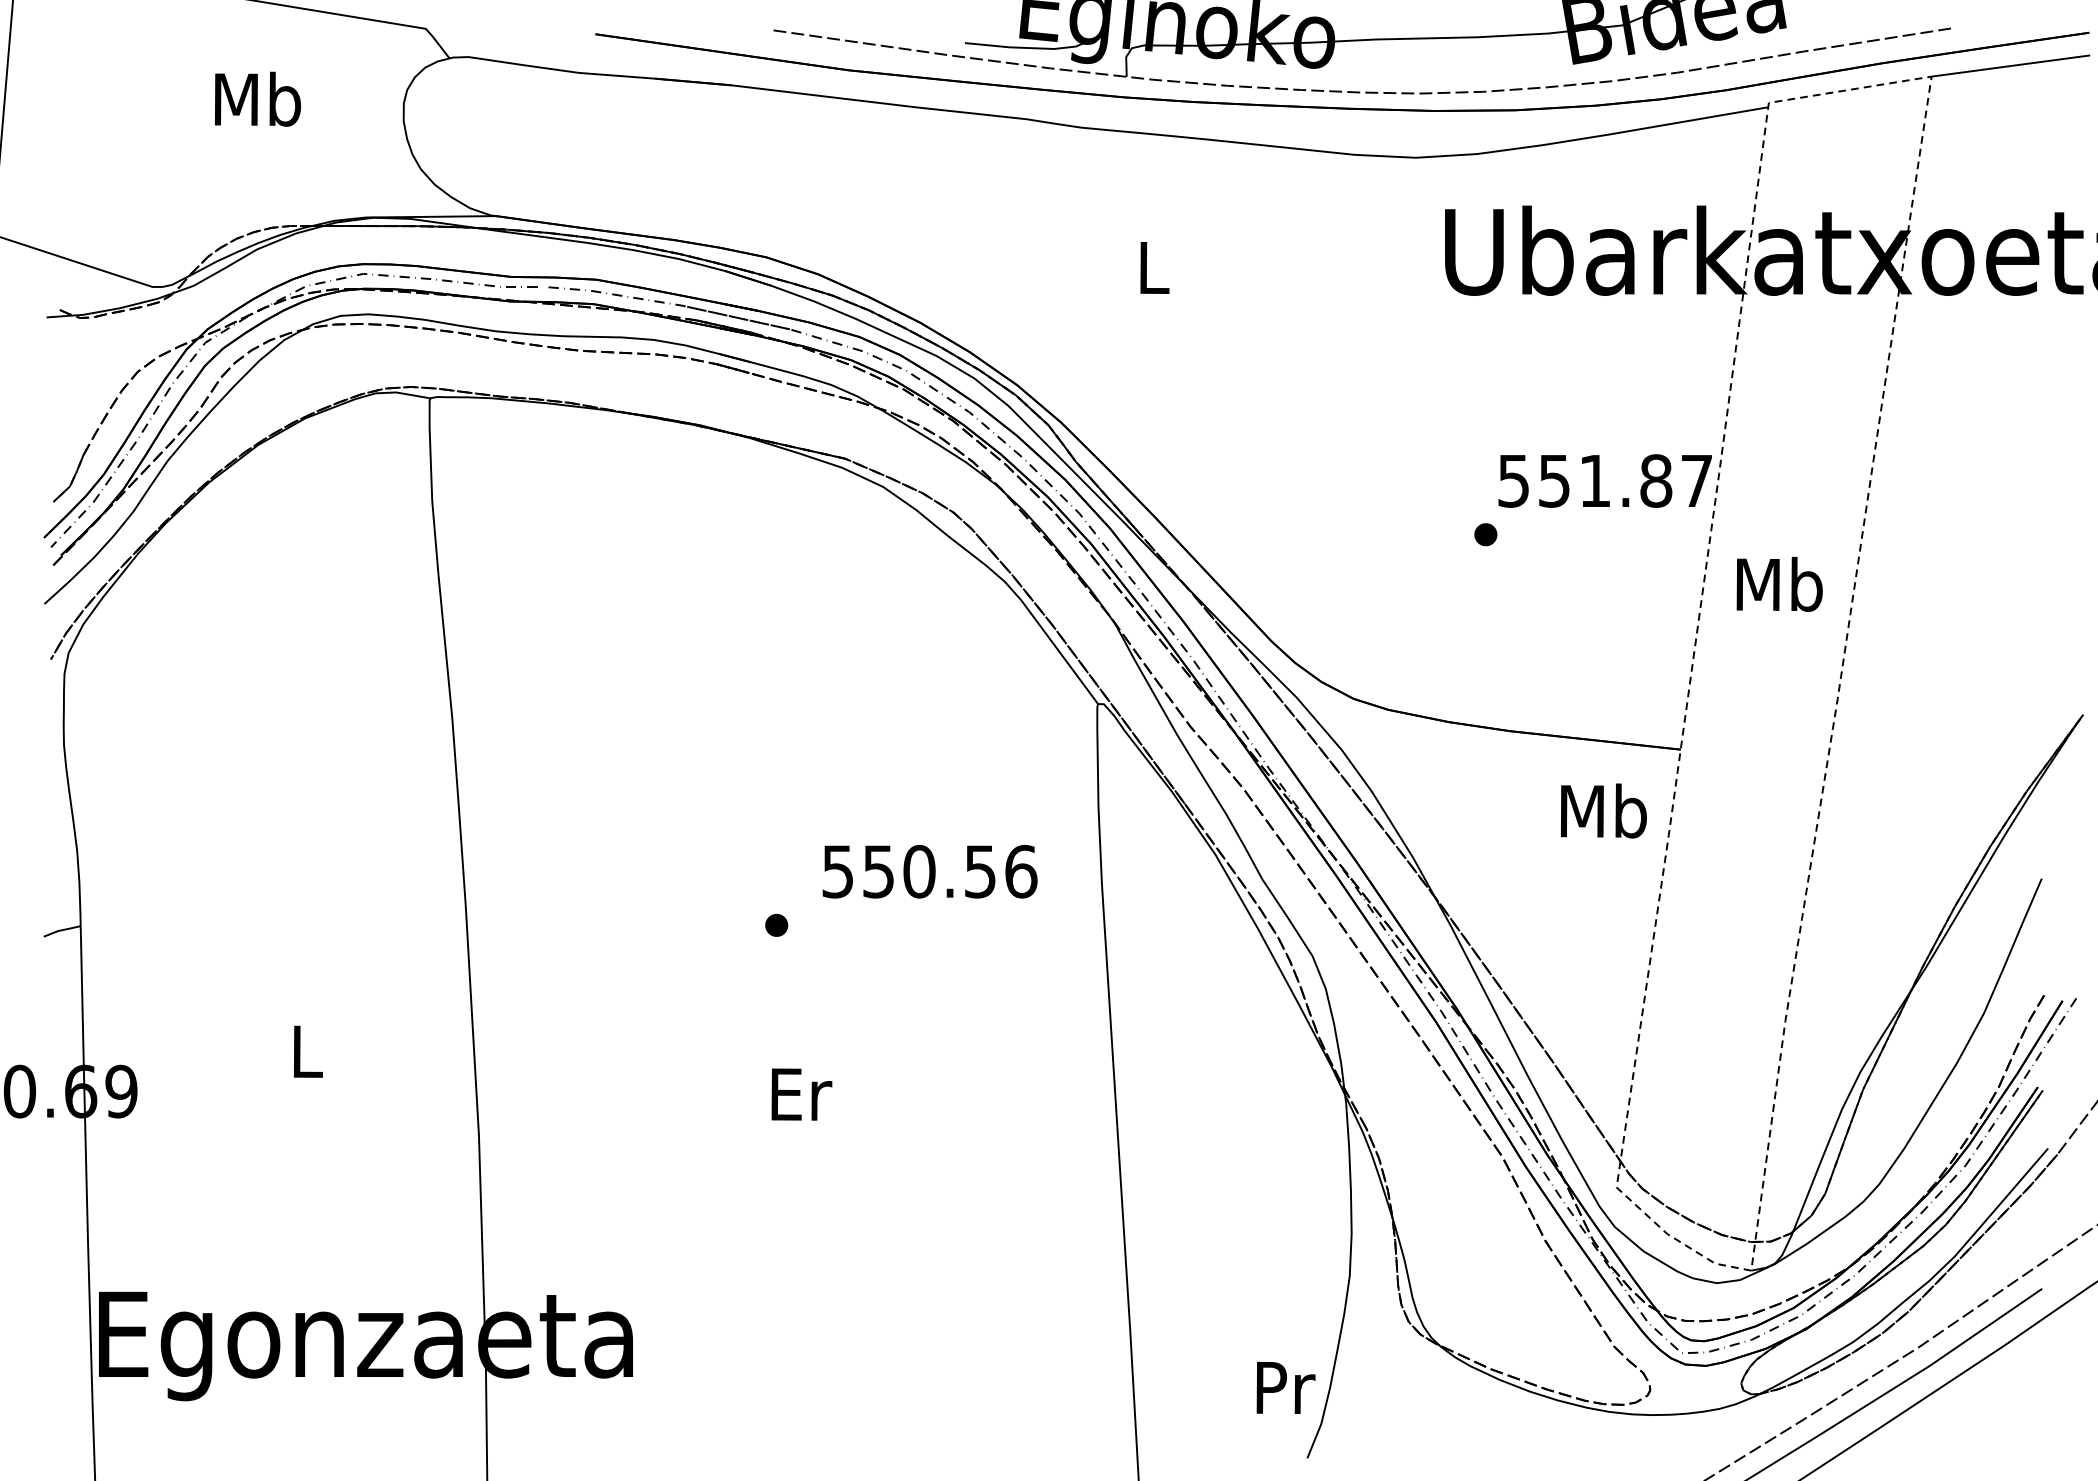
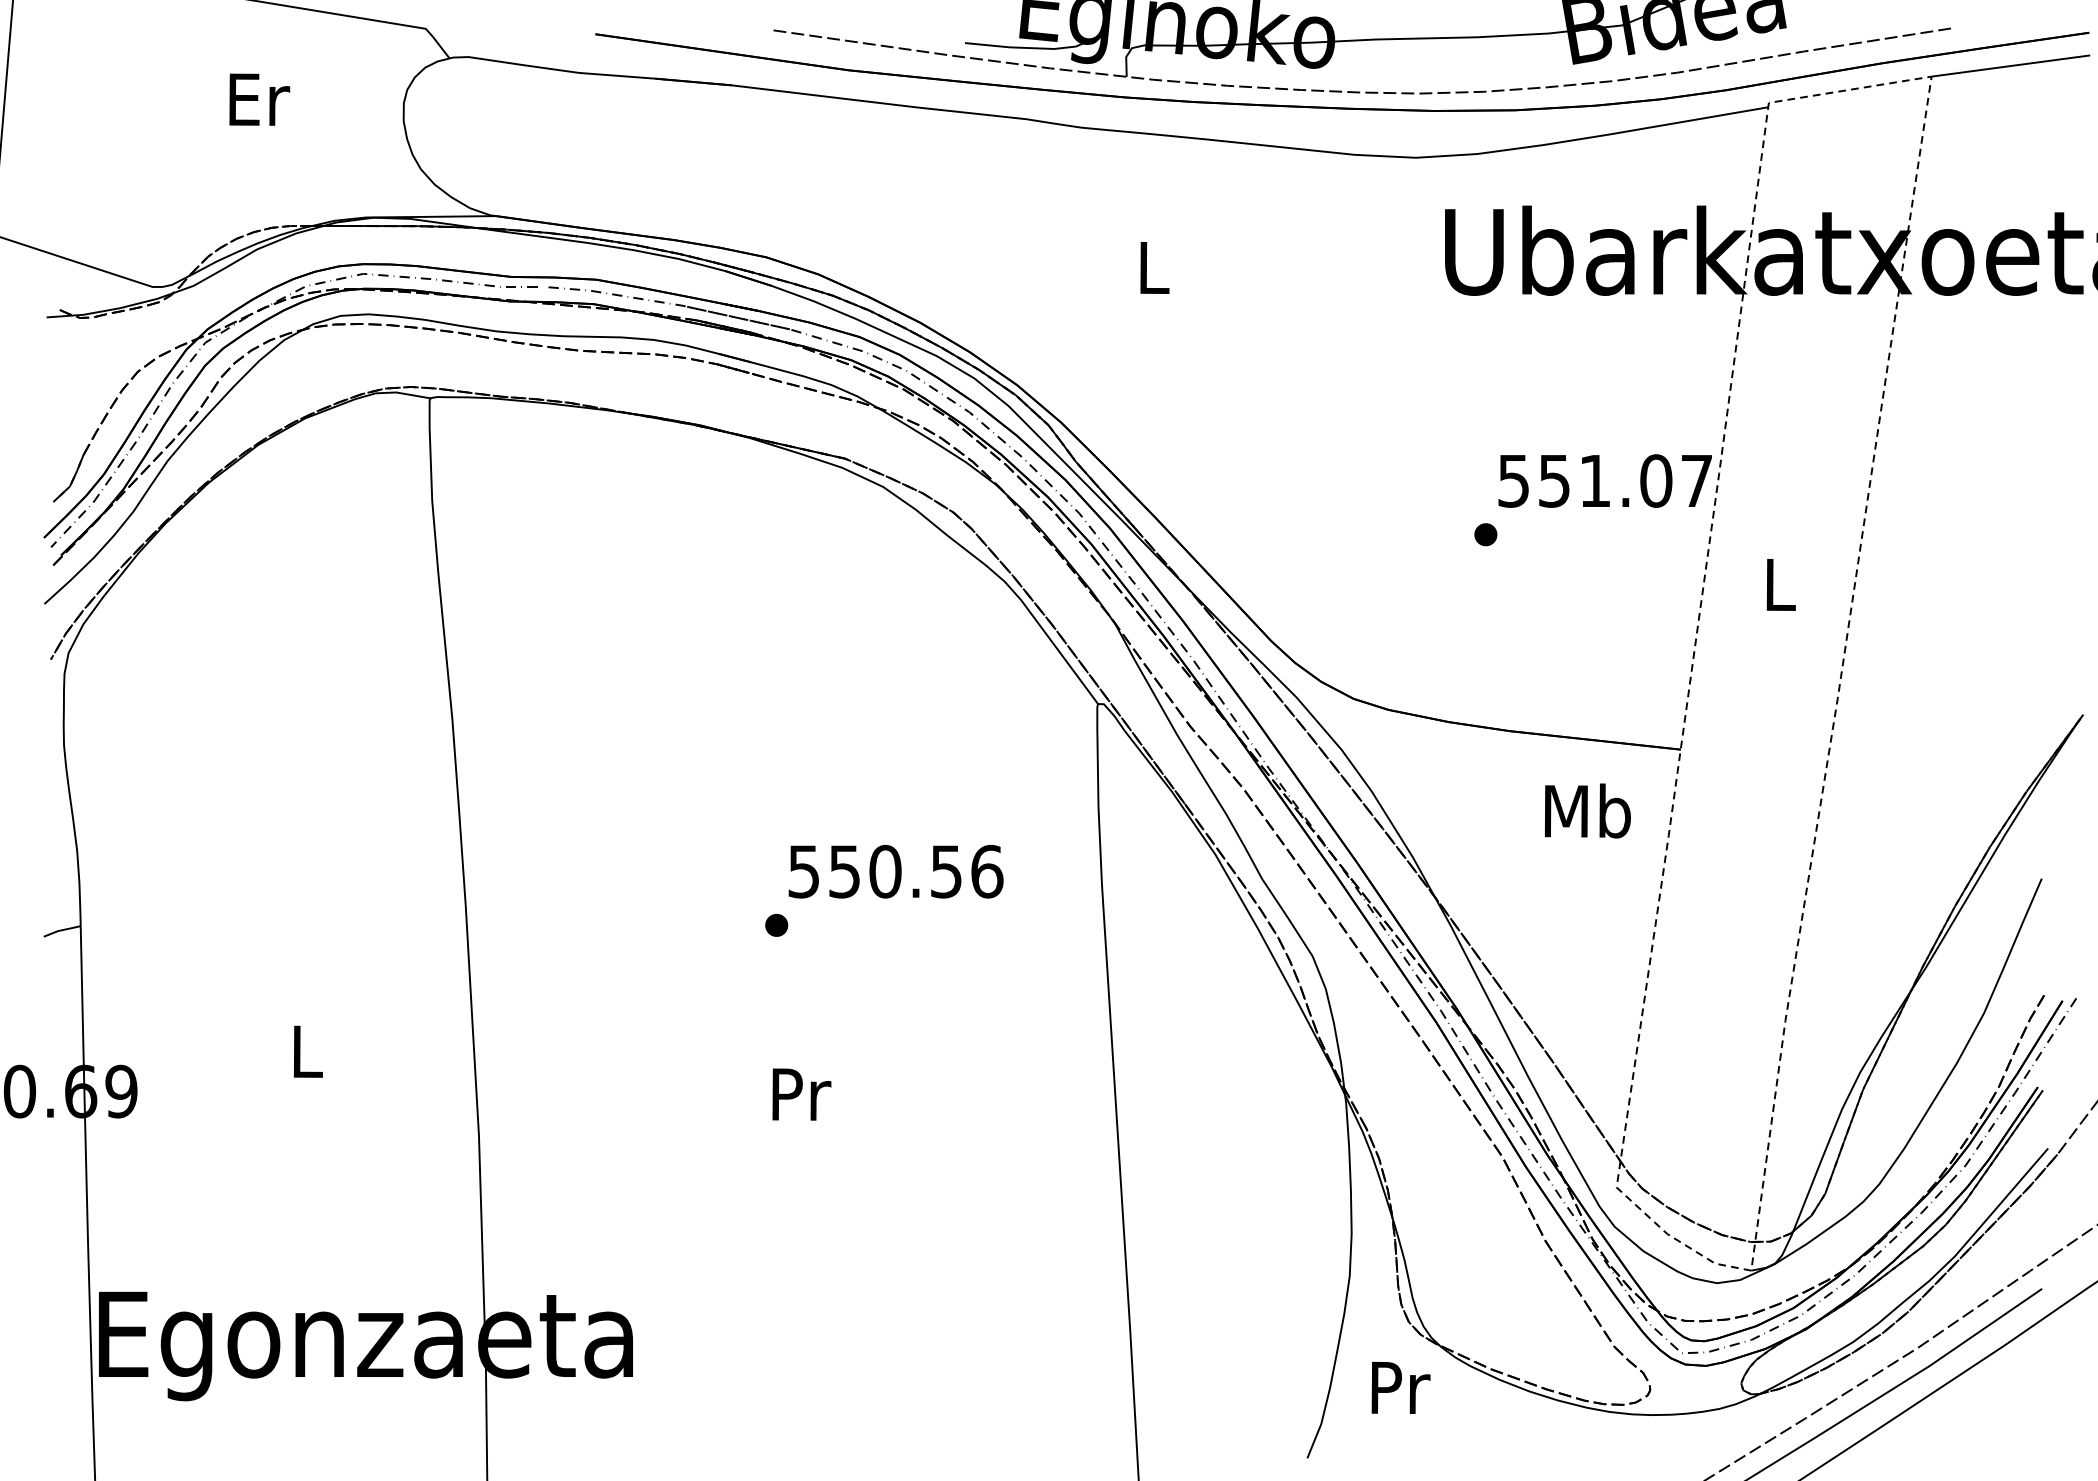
text: Mb -> Er (258, 98)
text: 551.87 -> 551.07 (1656, 480)
text: Mb -> L (1779, 583)
text position: (1603, 810) -> (1587, 810) (1587, 810)
text position: (929, 871) -> (895, 871) (895, 871)
text: Er -> Pr (801, 1094)
text position: (1285, 1387) -> (1400, 1387) (1400, 1387)
